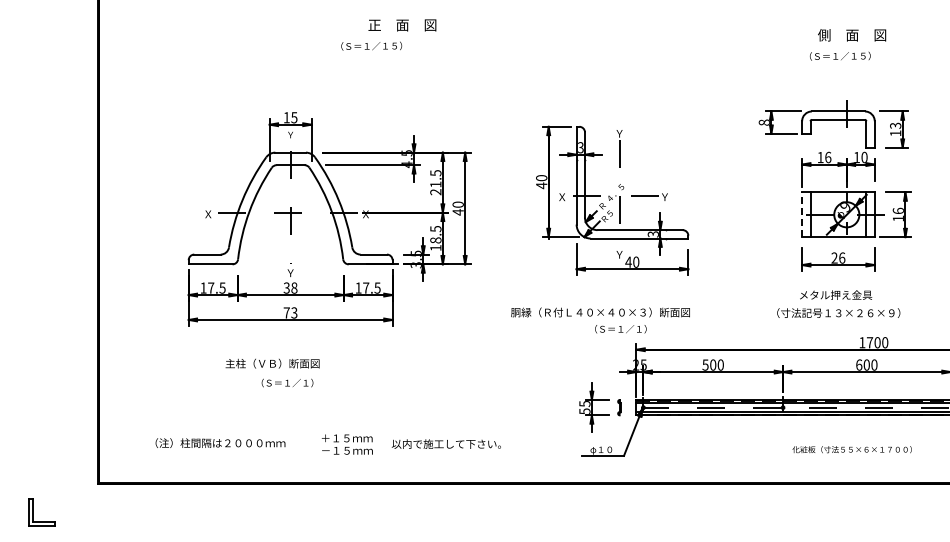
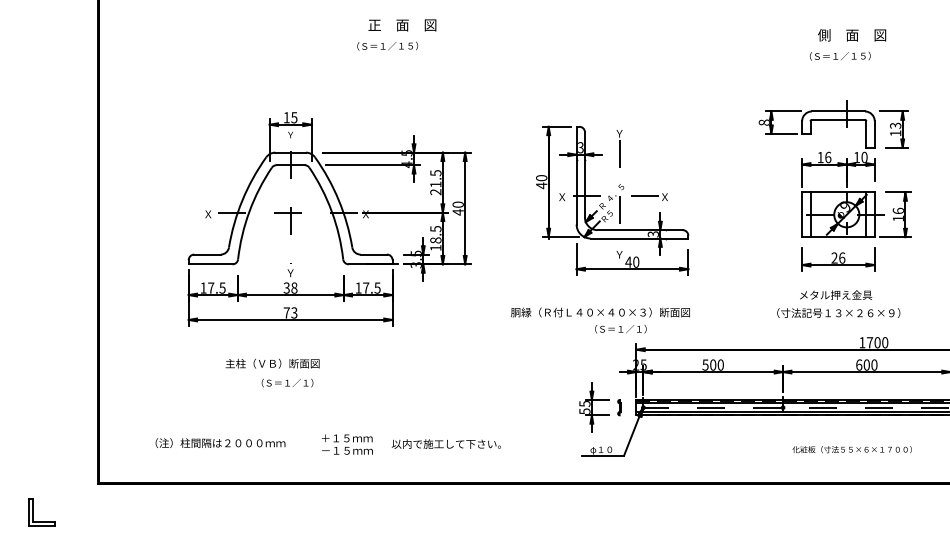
text position: (371, 45) -> (387, 45) (387, 45)
text: Ｙ -> Ｘ (664, 197)
line: dashed -> solid (802, 214)
